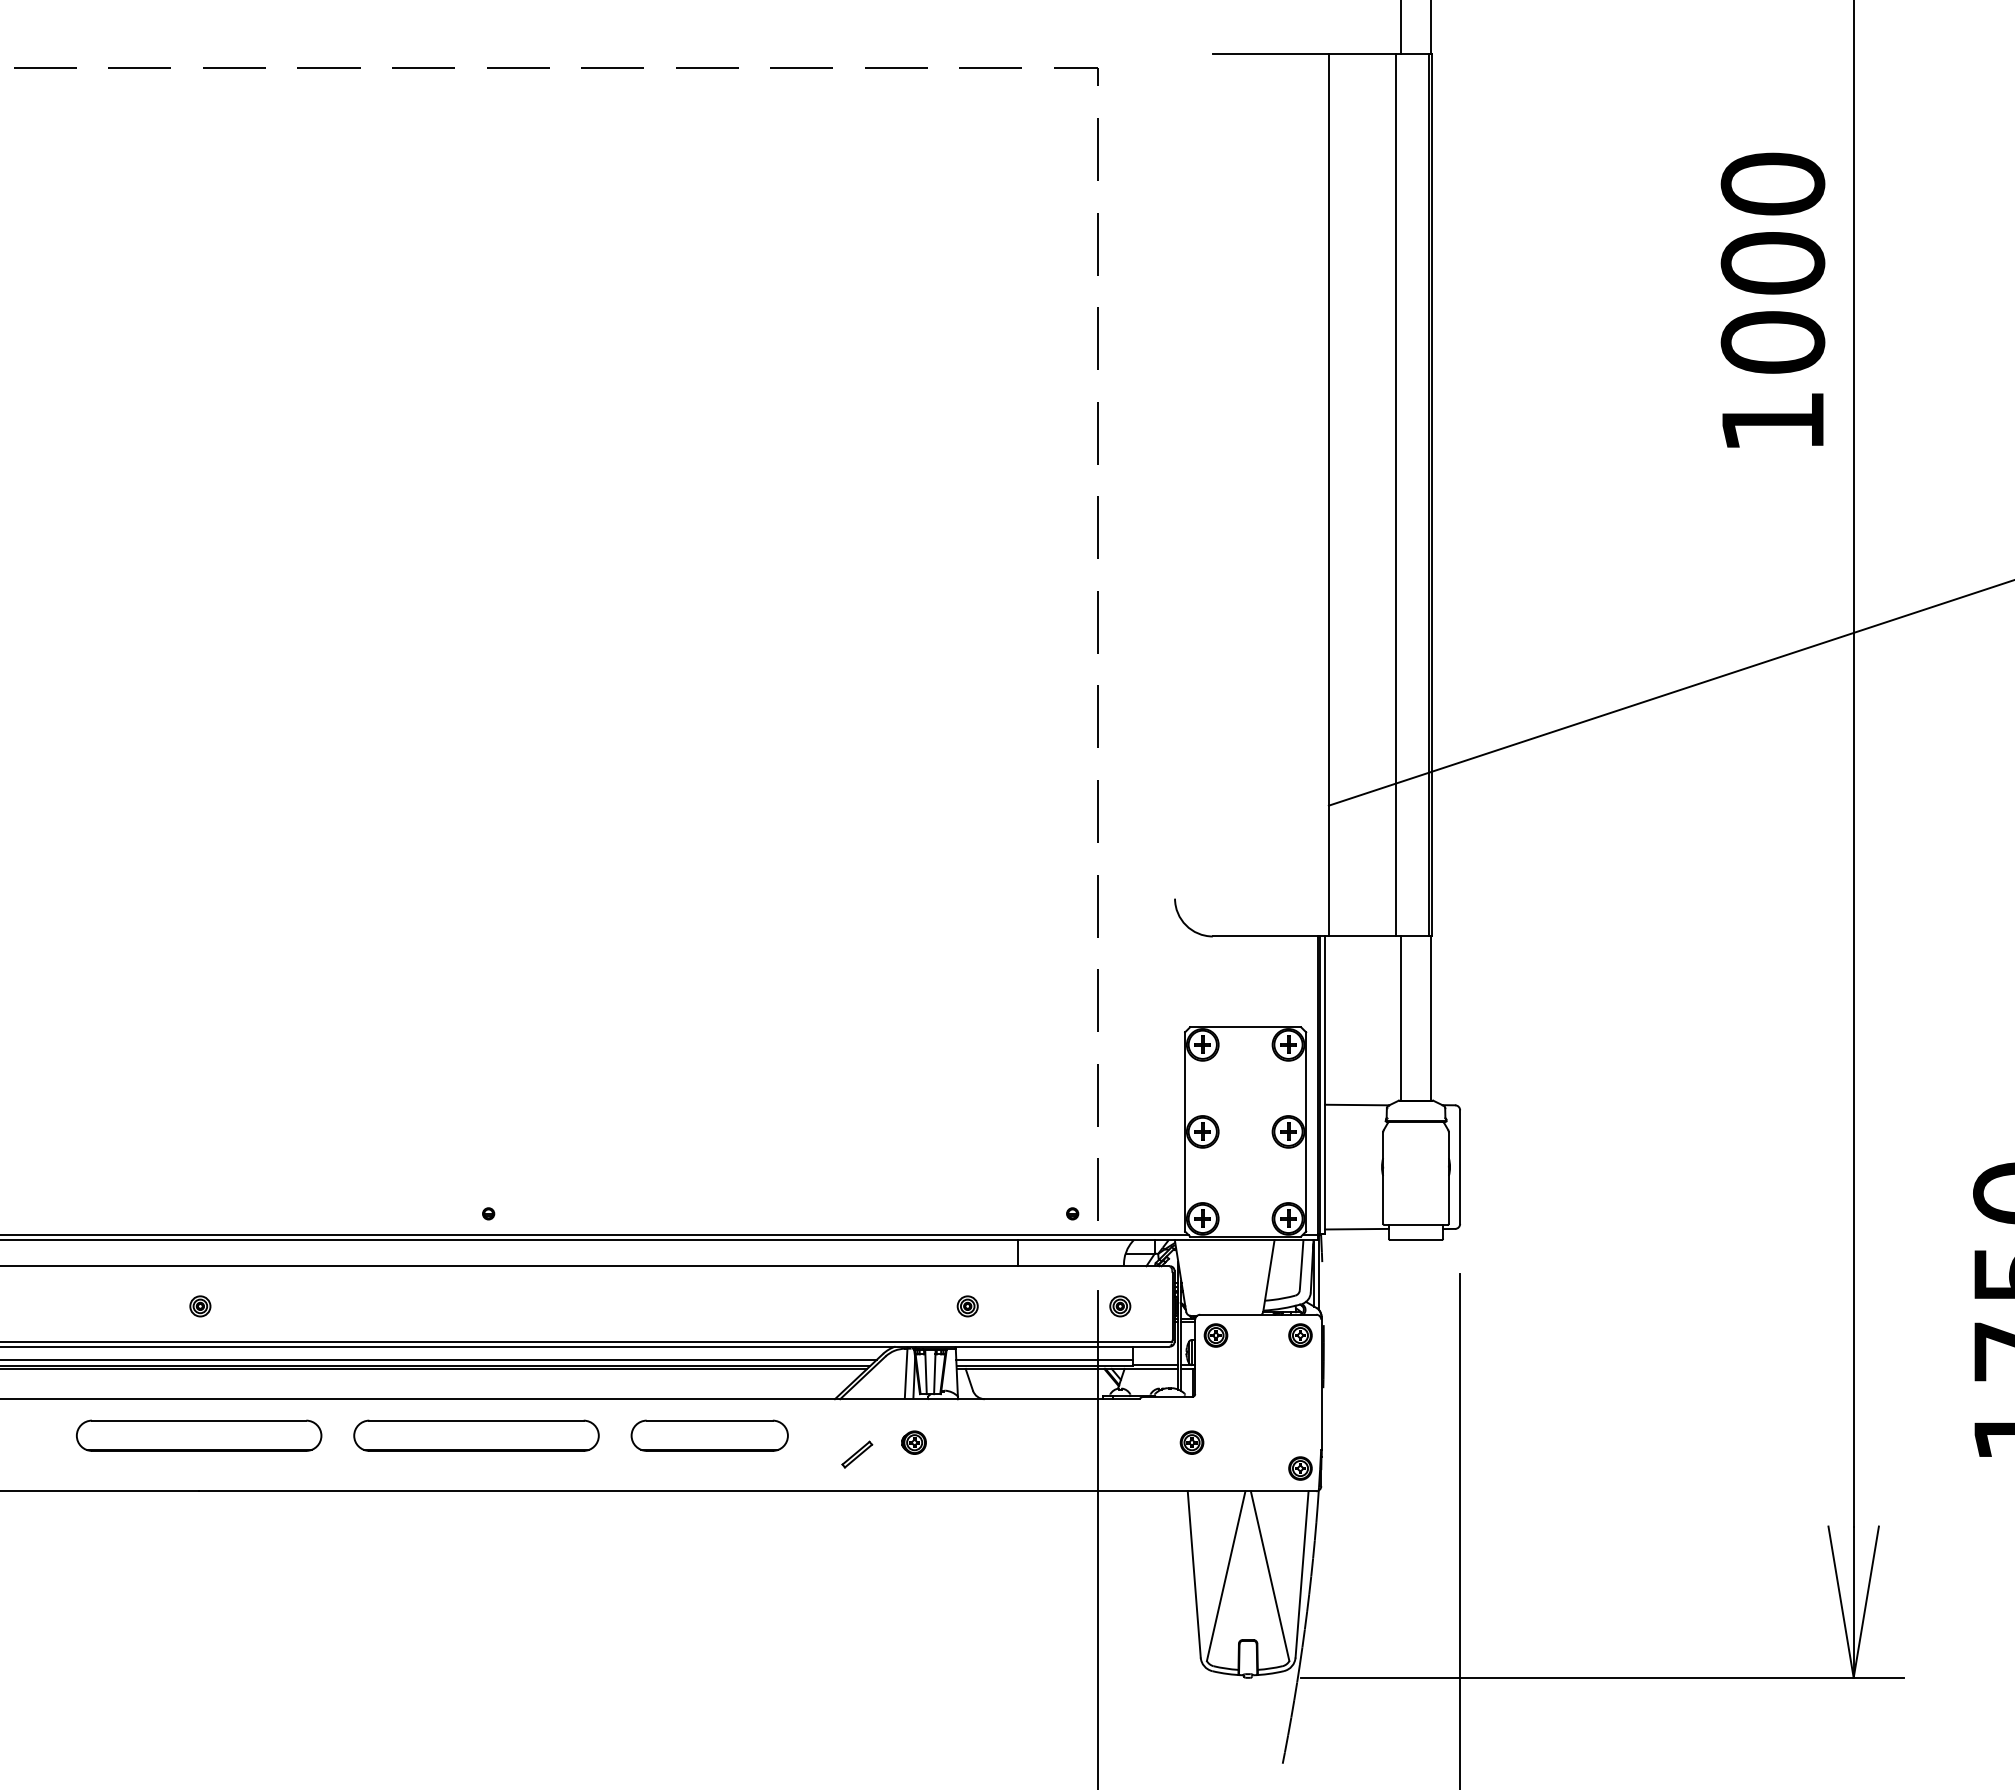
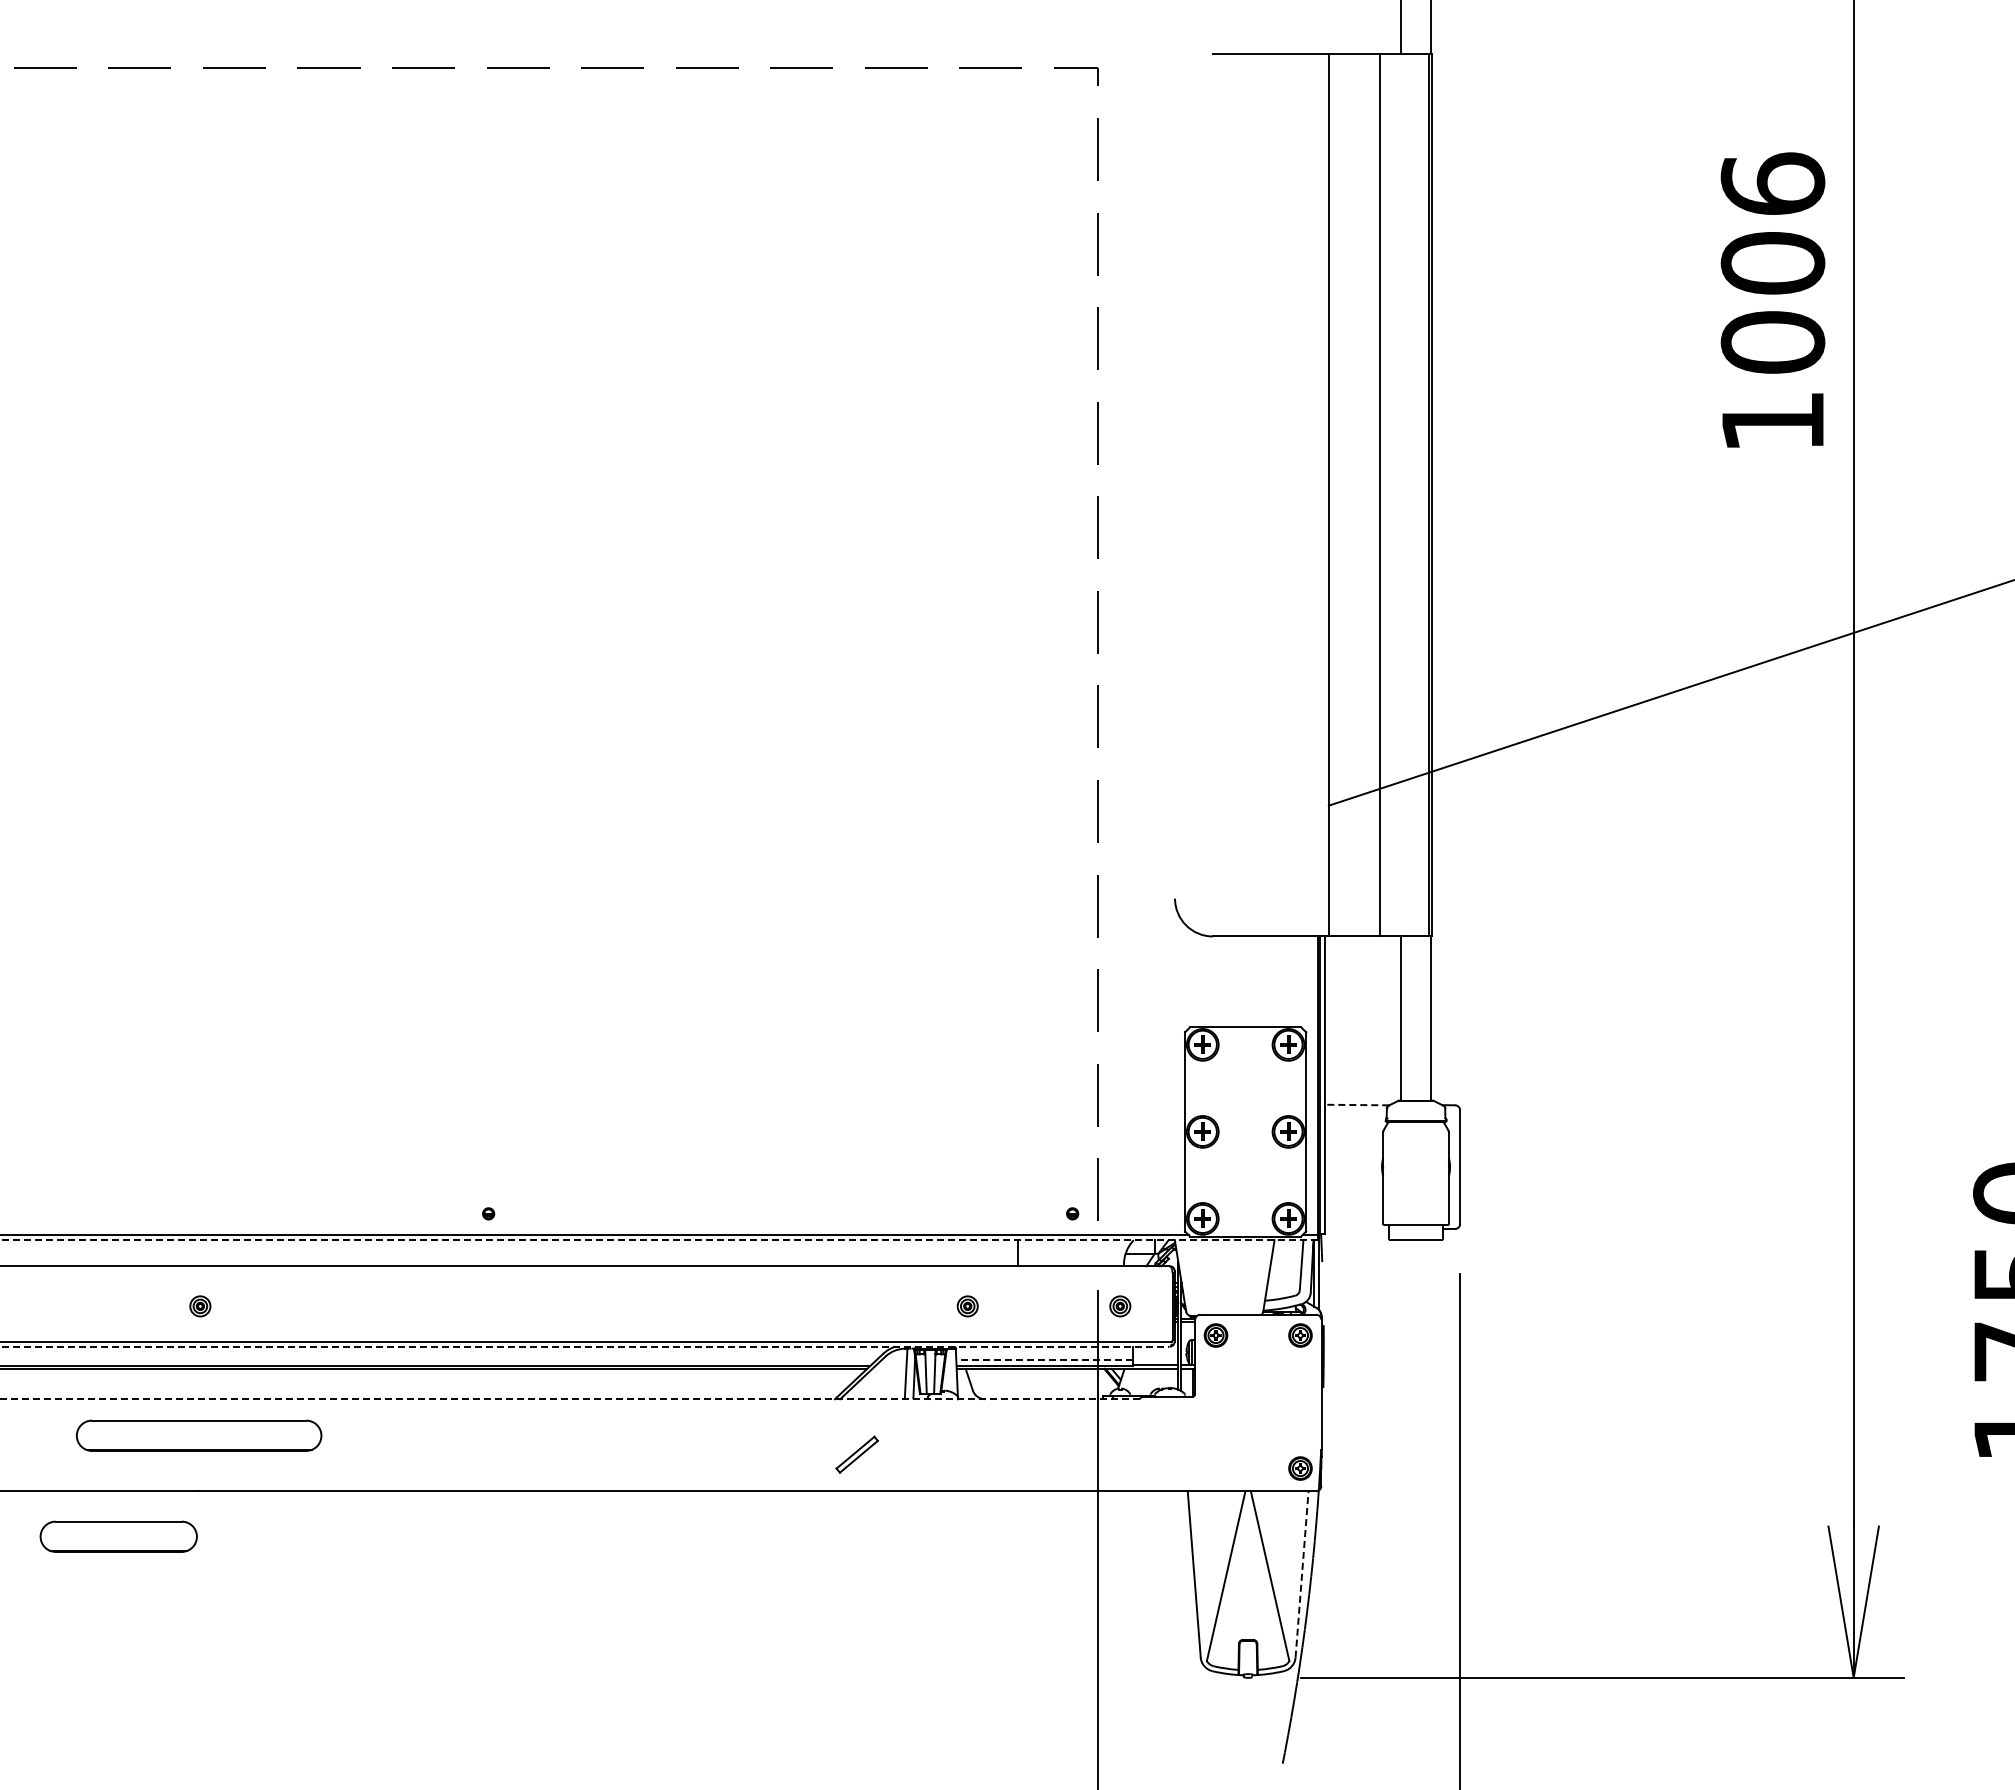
text: 1000 -> 1006 (1772, 183)
line position: (1396, 494) -> (1380, 494) (1380, 494)
line: solid -> dashed (1356, 1105)
line: present -> none (1356, 1228)
line: solid -> dashed (658, 1240)
line: solid -> dashed (585, 1346)
line: present -> none (439, 1360)
line: solid -> dashed (1044, 1360)
line: solid -> dashed (569, 1399)
part: present -> none (476, 1435)
part position: (709, 1435) -> (118, 1536) (118, 1536)
part: present -> none (913, 1442)
part: present -> none (1191, 1442)
part size: 33x29 px -> 44x39 px (856, 1454)
line: solid -> dashed (1302, 1573)
